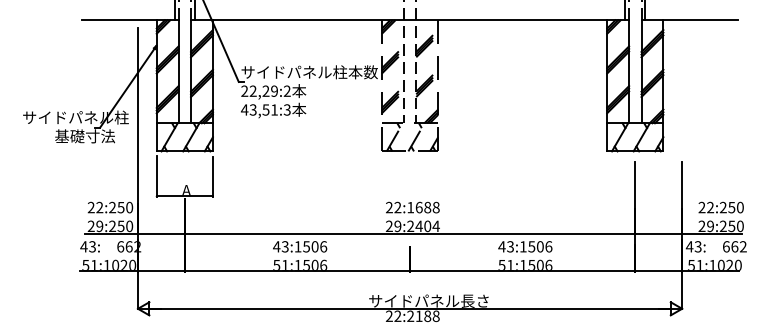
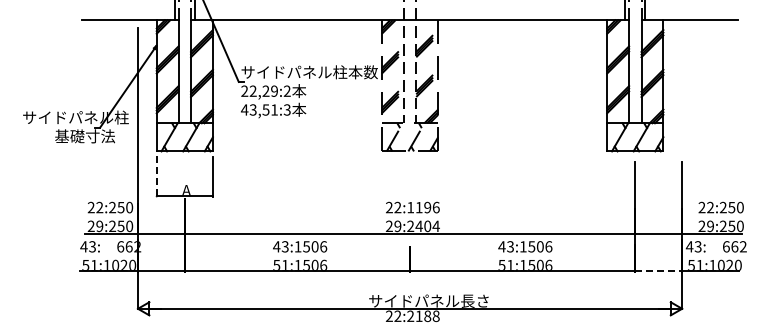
line: solid -> dashed (156, 176)
text: 22:1688 -> 22:1196 (427, 207)
line: solid -> dashed (659, 271)
